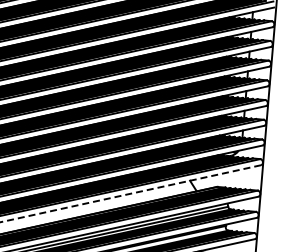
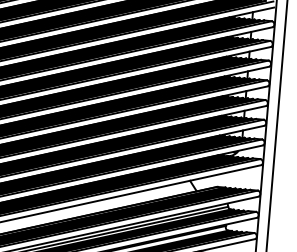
line: none -> present (276, 125)
line: dashed -> solid (130, 193)
